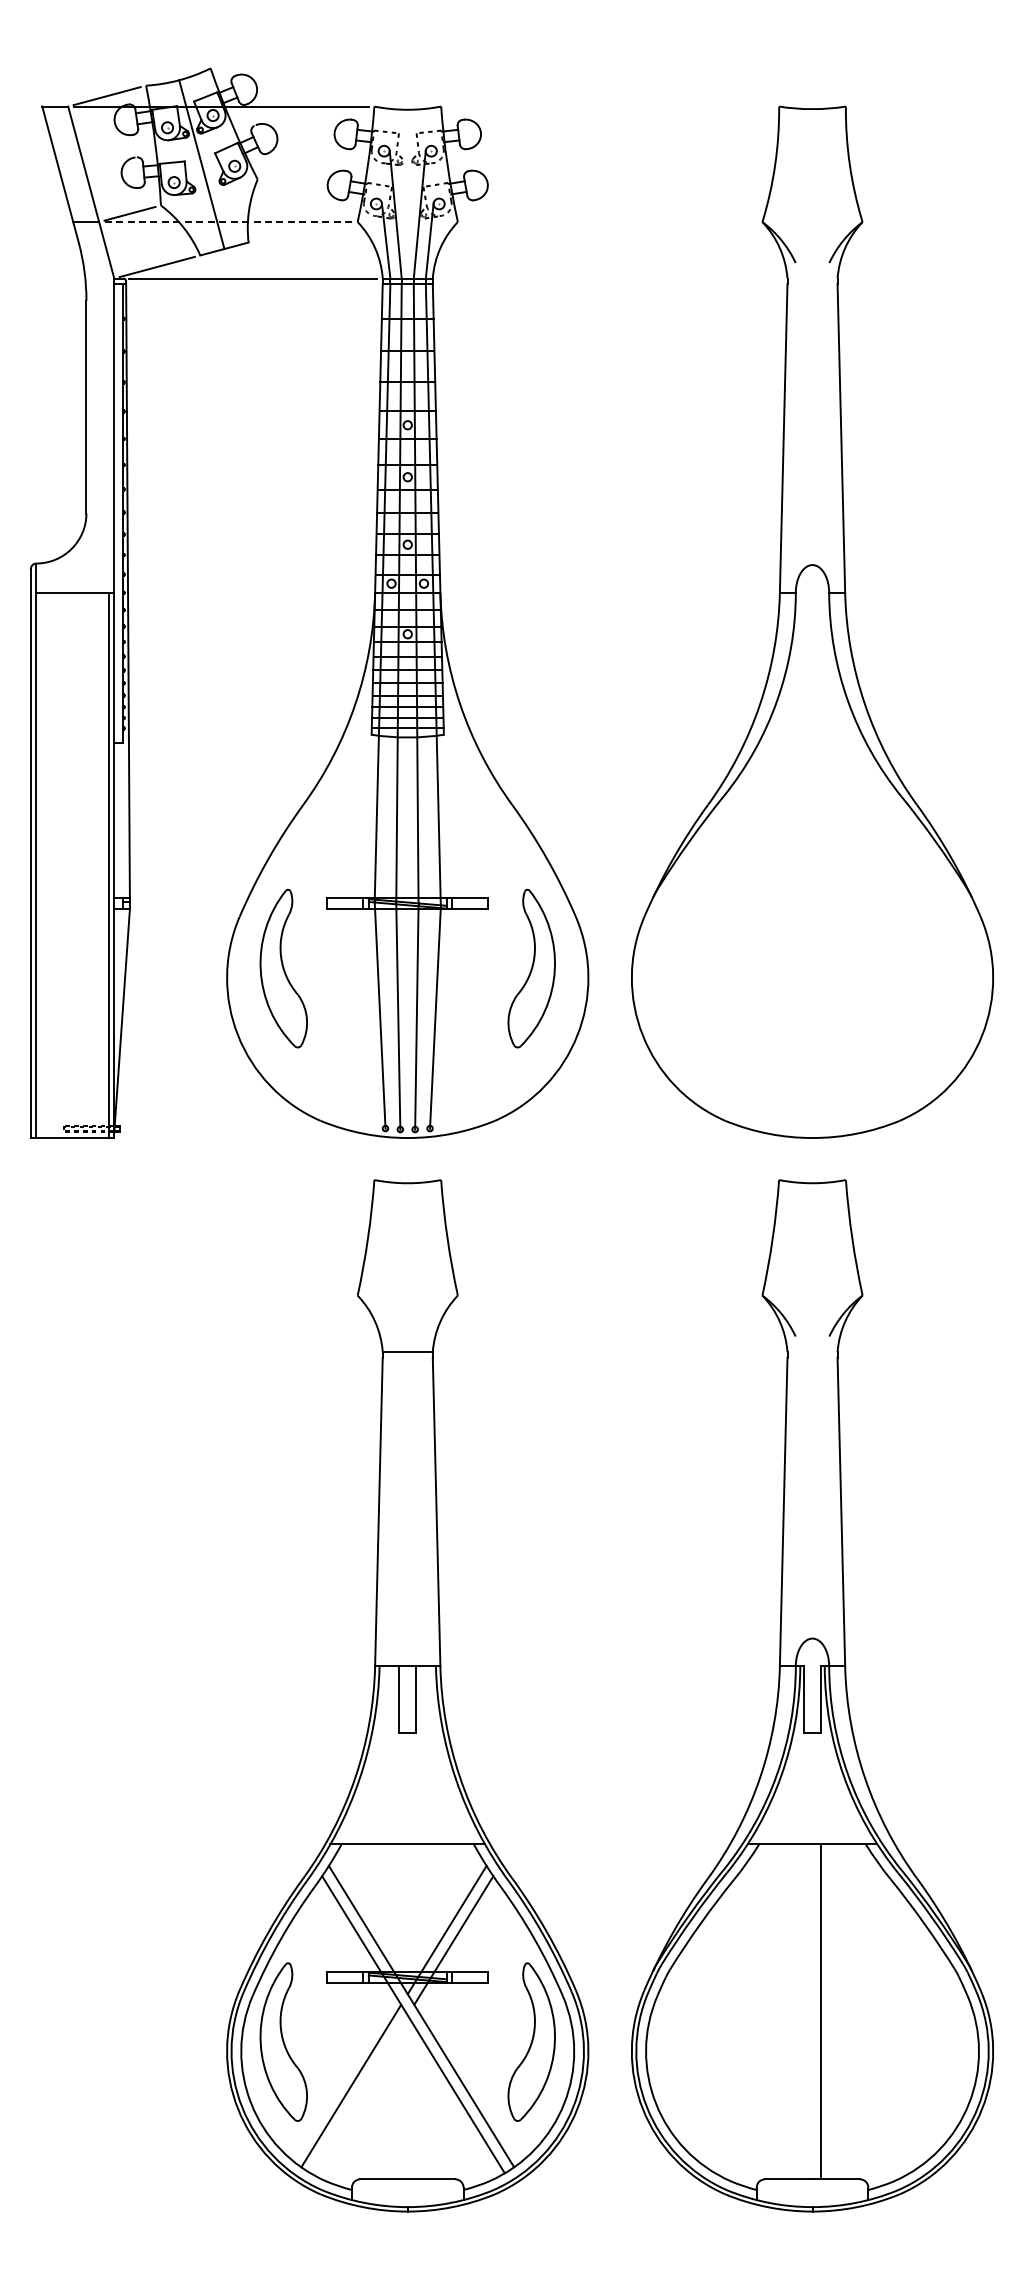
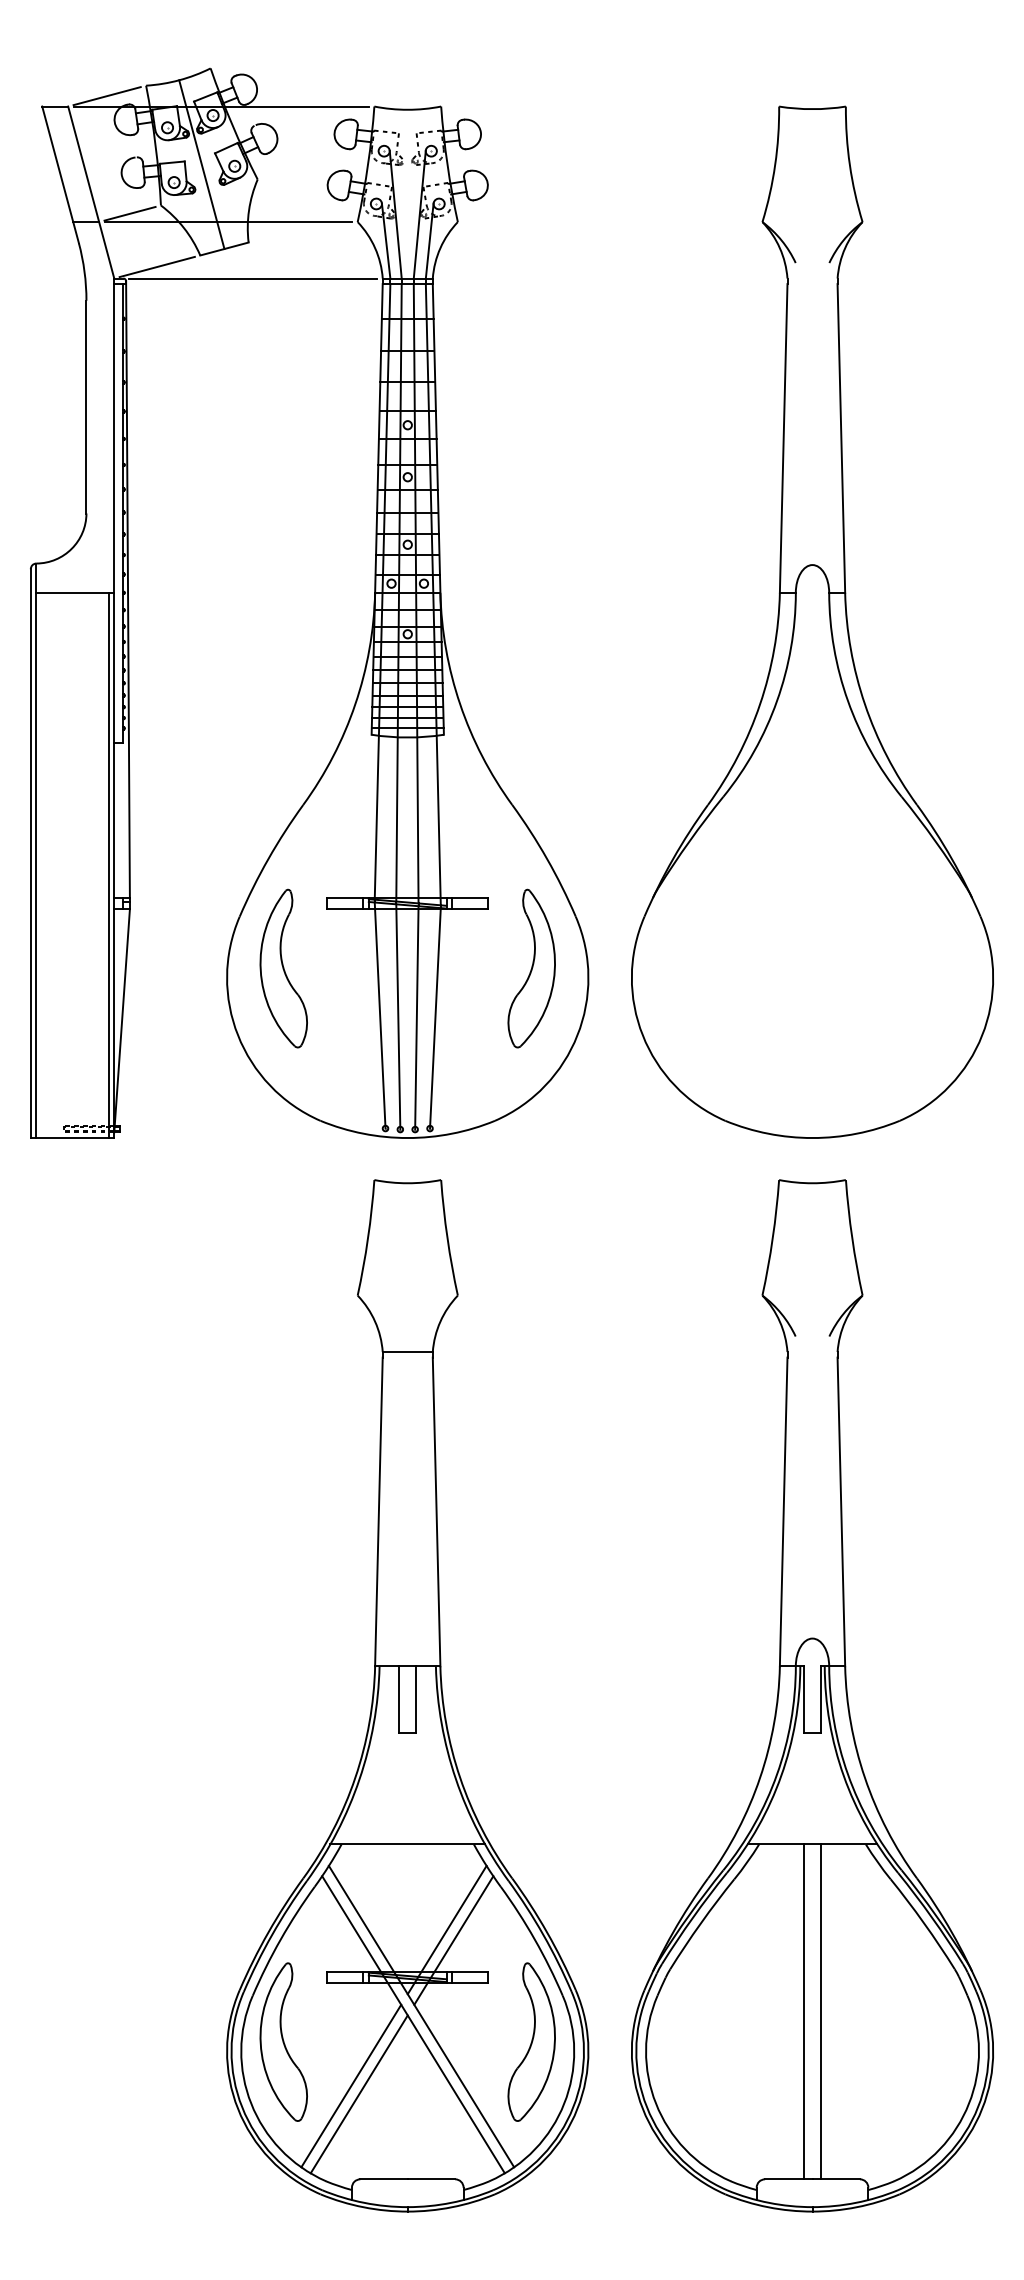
line: dashed -> solid (228, 222)
line: none -> present (804, 2011)
line: none -> present (358, 2094)
